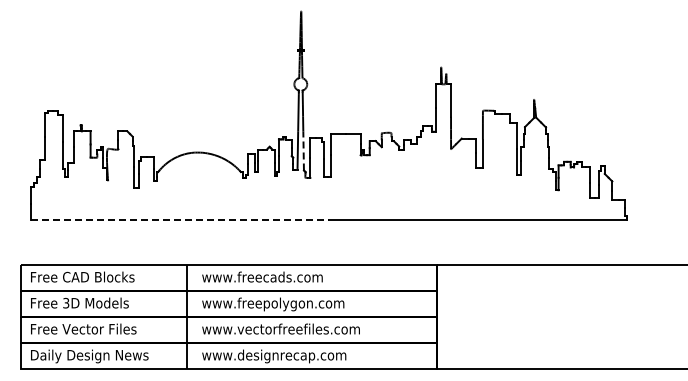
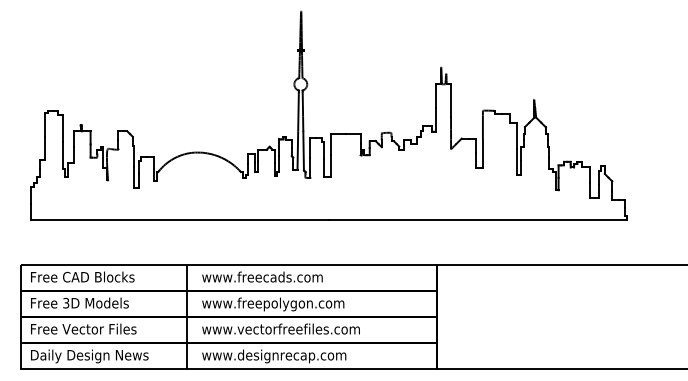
line: dashed -> solid (303, 150)
line: dashed -> solid (180, 219)
